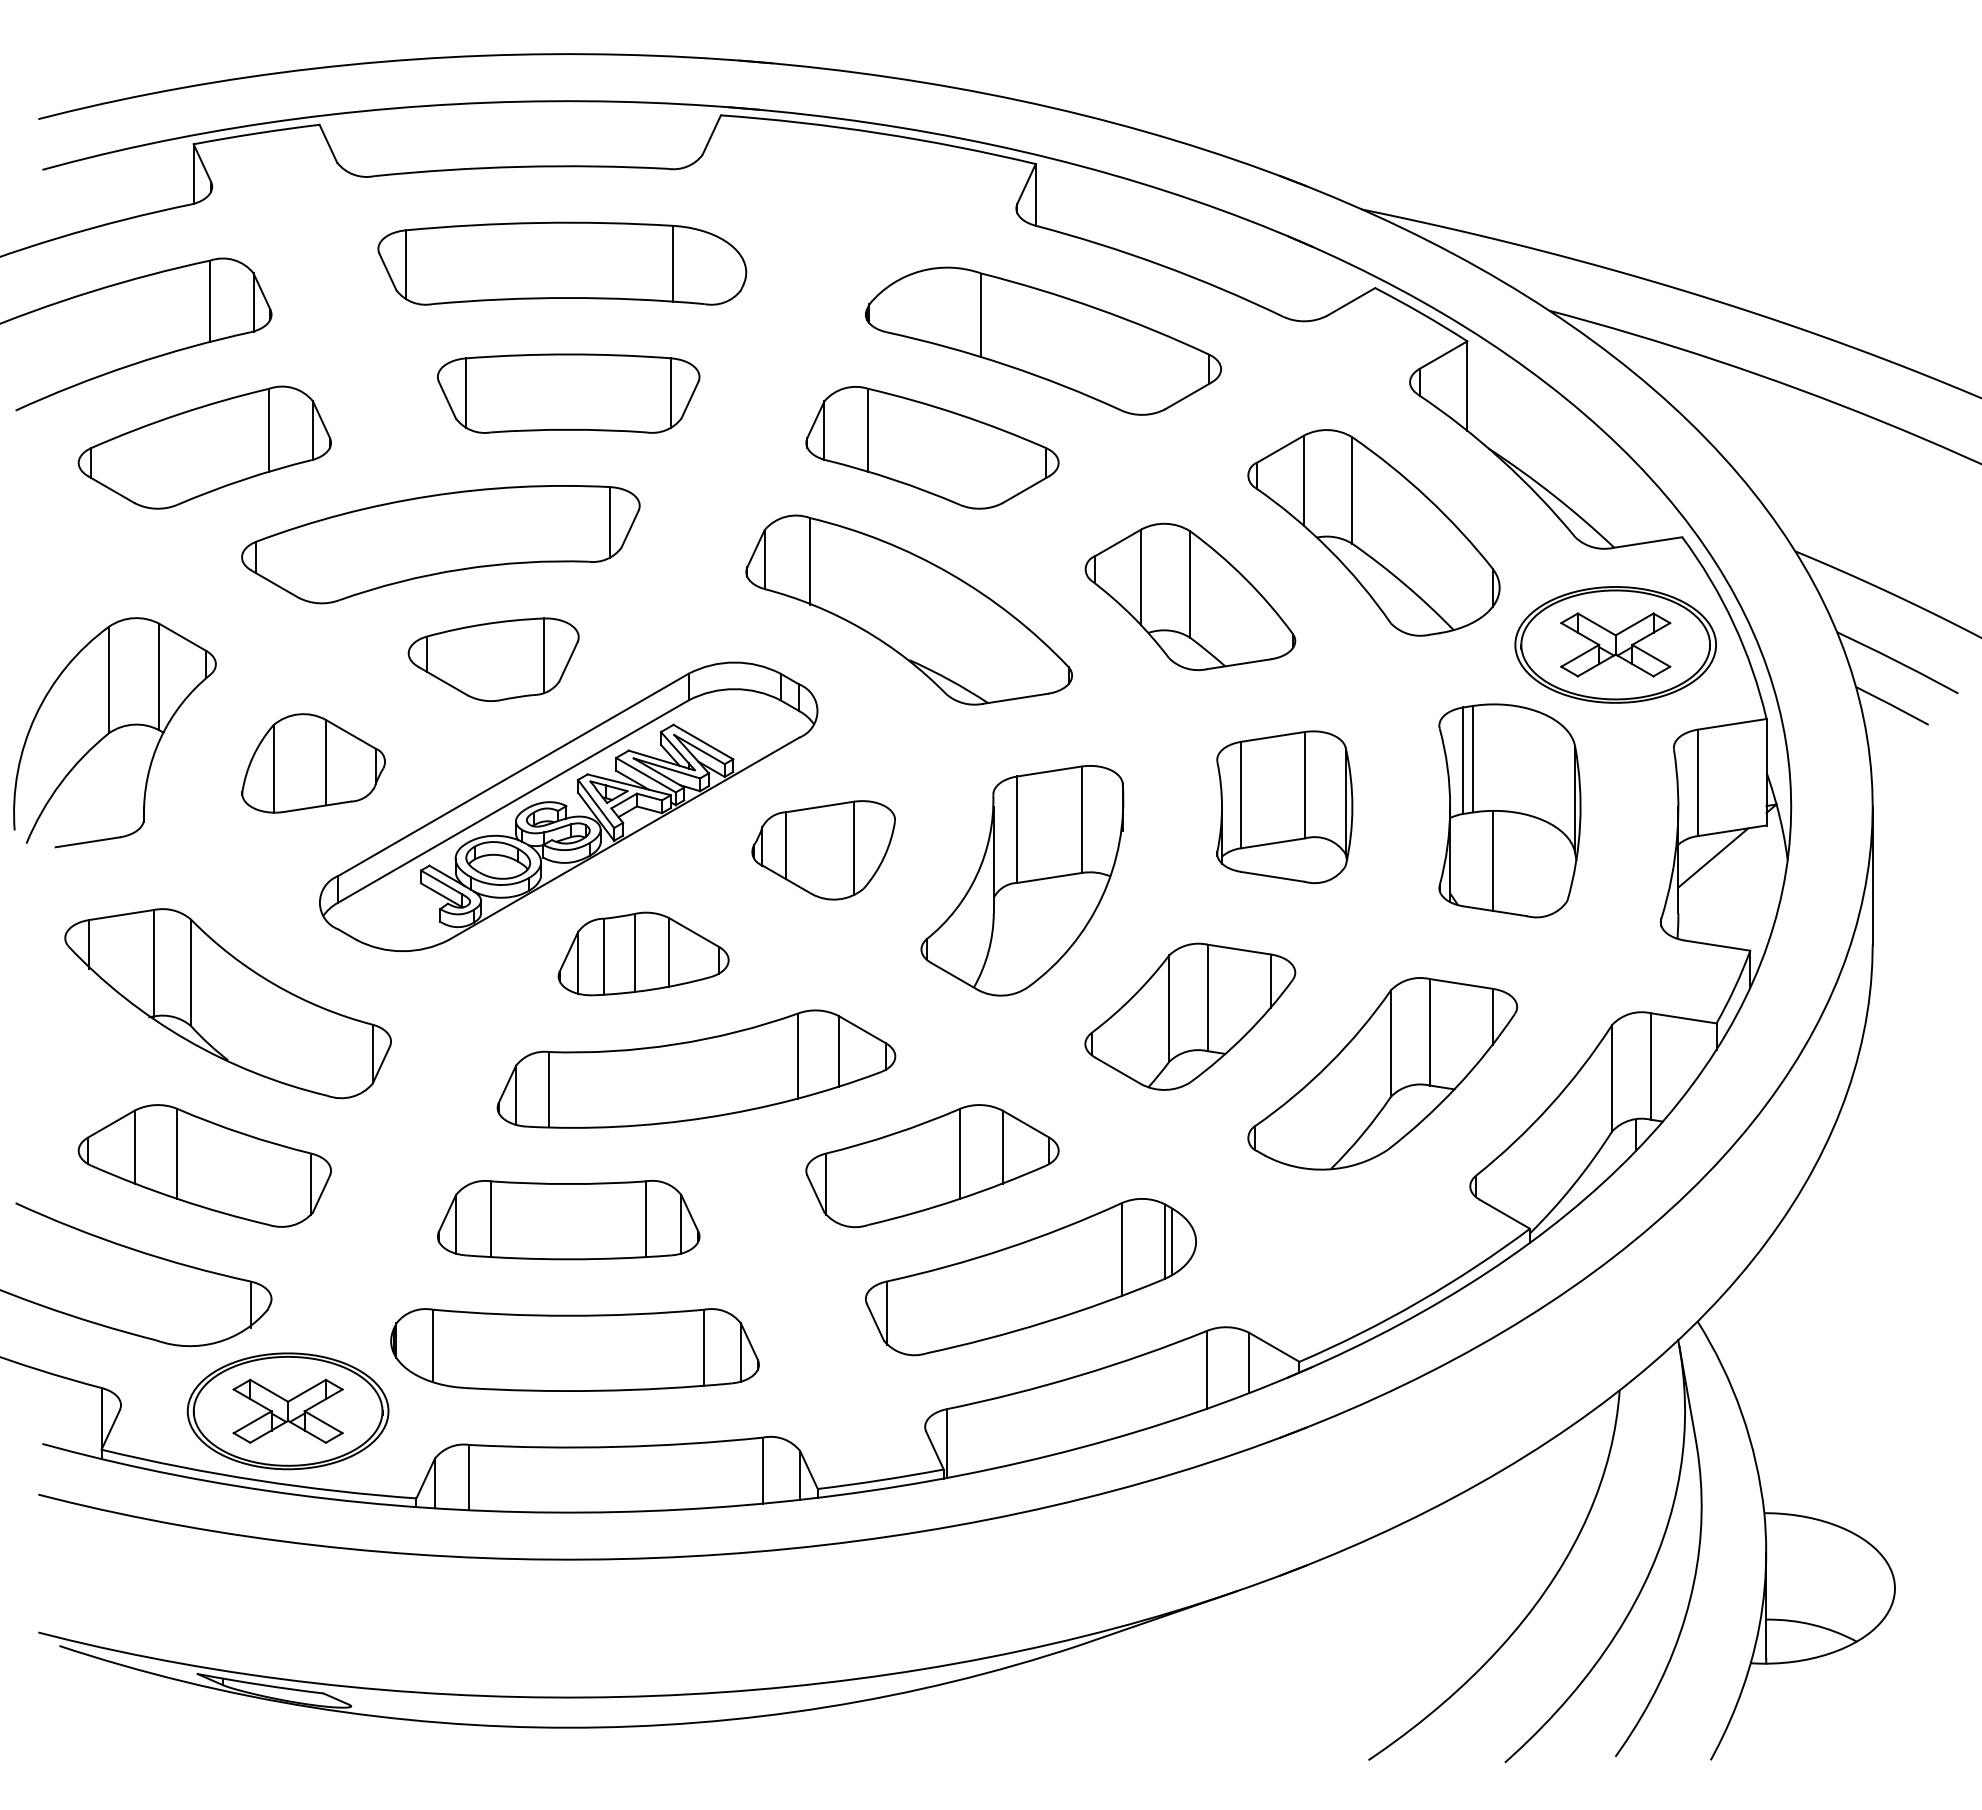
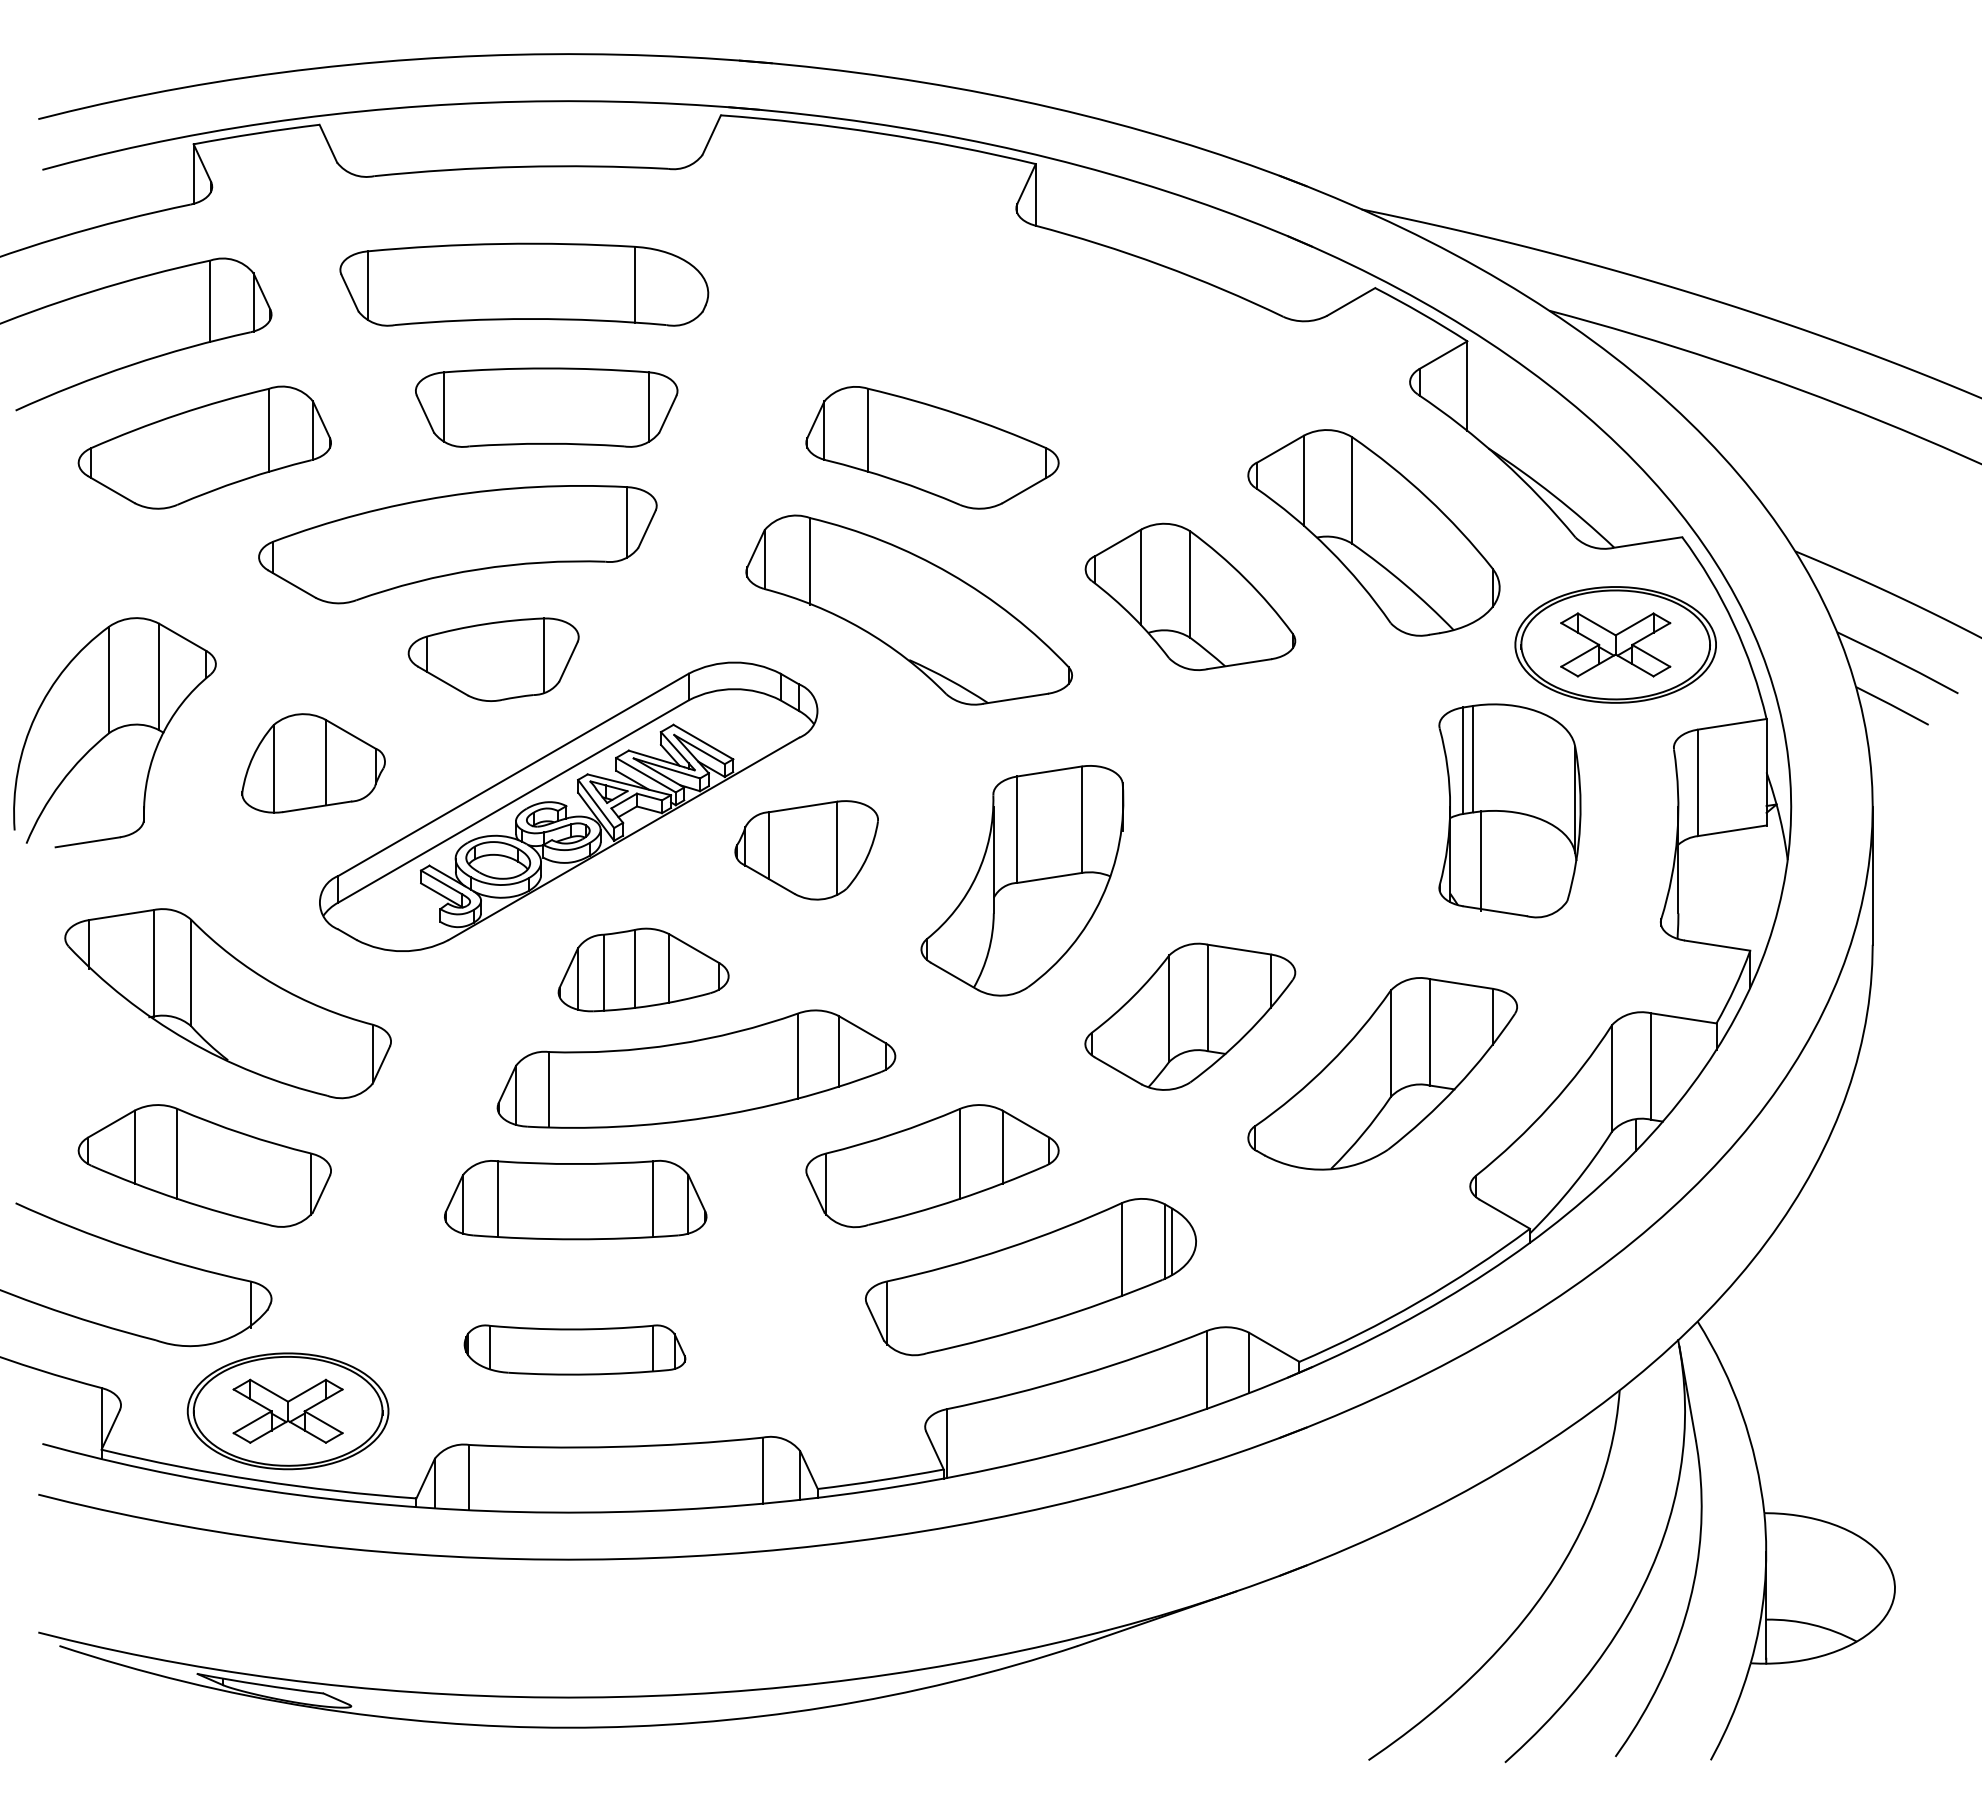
part position: (562, 263) -> (524, 284) (524, 284)
part: present -> none (1043, 340)
part position: (568, 393) -> (546, 407) (546, 407)
part position: (440, 544) -> (457, 544) (457, 544)
part: present -> none (1284, 807)
part position: (823, 850) -> (806, 850) (806, 850)
line: present -> none (1713, 857)
line position: (1493, 860) -> (1481, 860) (1481, 860)
part position: (643, 953) -> (643, 969) (643, 969)
part position: (568, 1219) -> (575, 1199) (575, 1199)
part size: 370x84 px -> 224x52 px (574, 1349)
